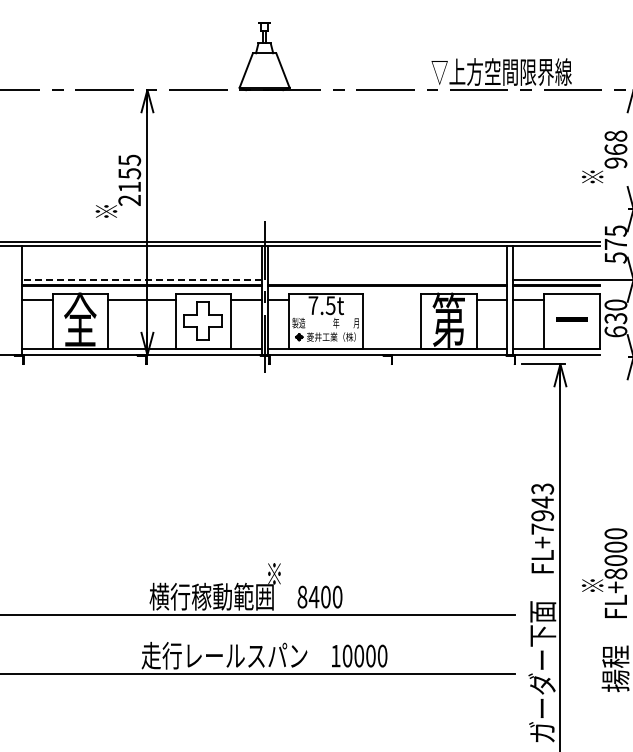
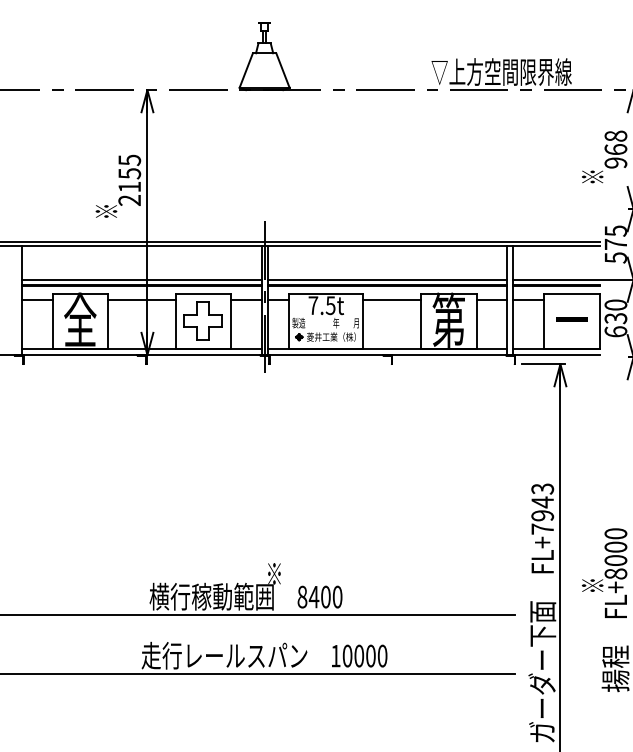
line: dashed -> solid (141, 279)
line: none -> present (387, 279)
line: none -> present (391, 299)
